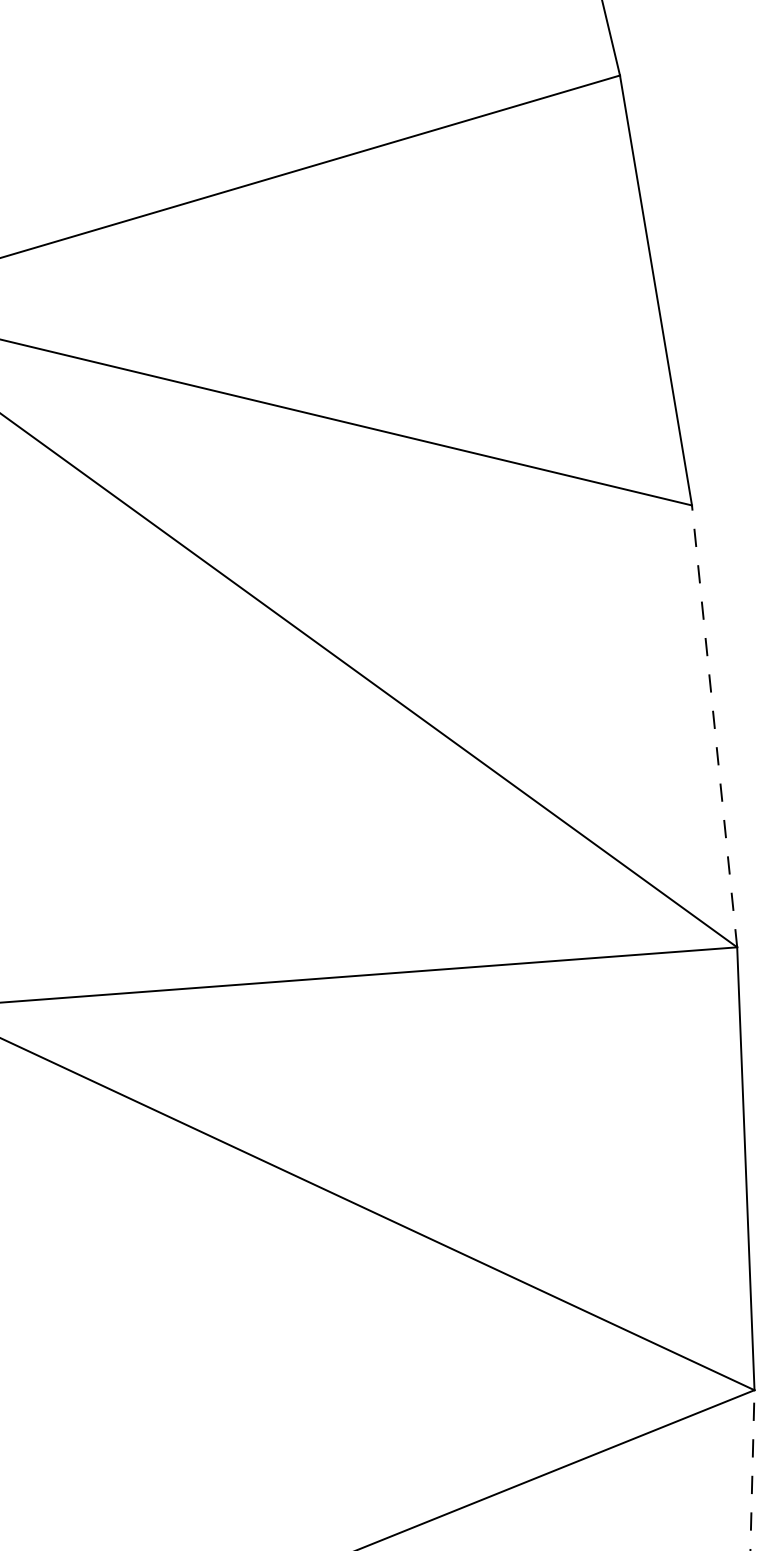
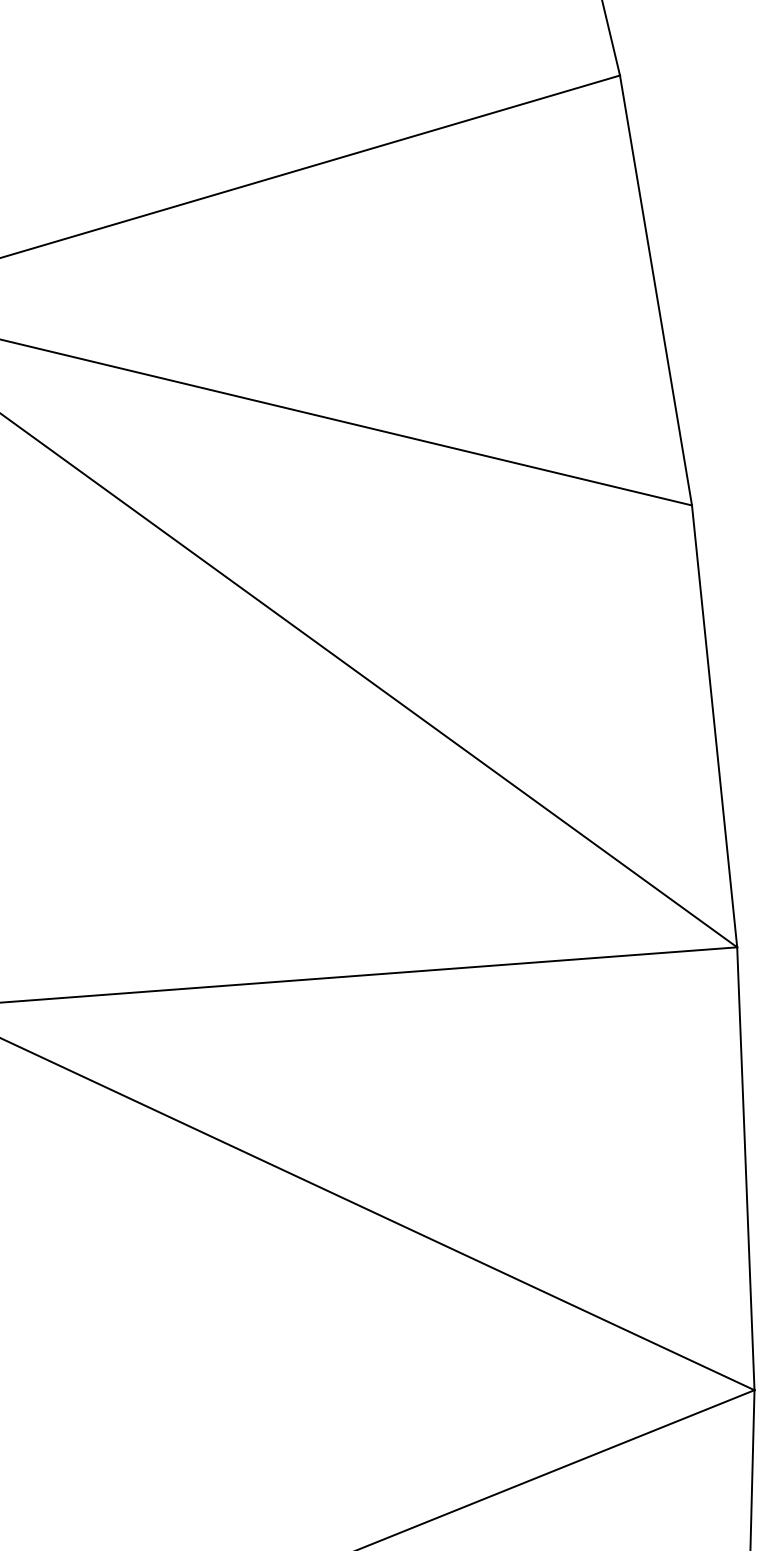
line: dashed -> solid (714, 725)
line: dashed -> solid (752, 1470)
